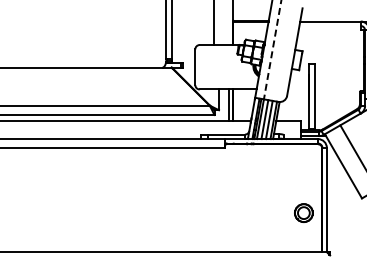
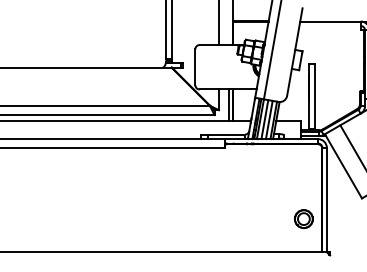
line position: (214, 23) -> (219, 23) (219, 23)
line: dashed -> solid (272, 50)
part position: (303, 212) -> (303, 218) (303, 218)
